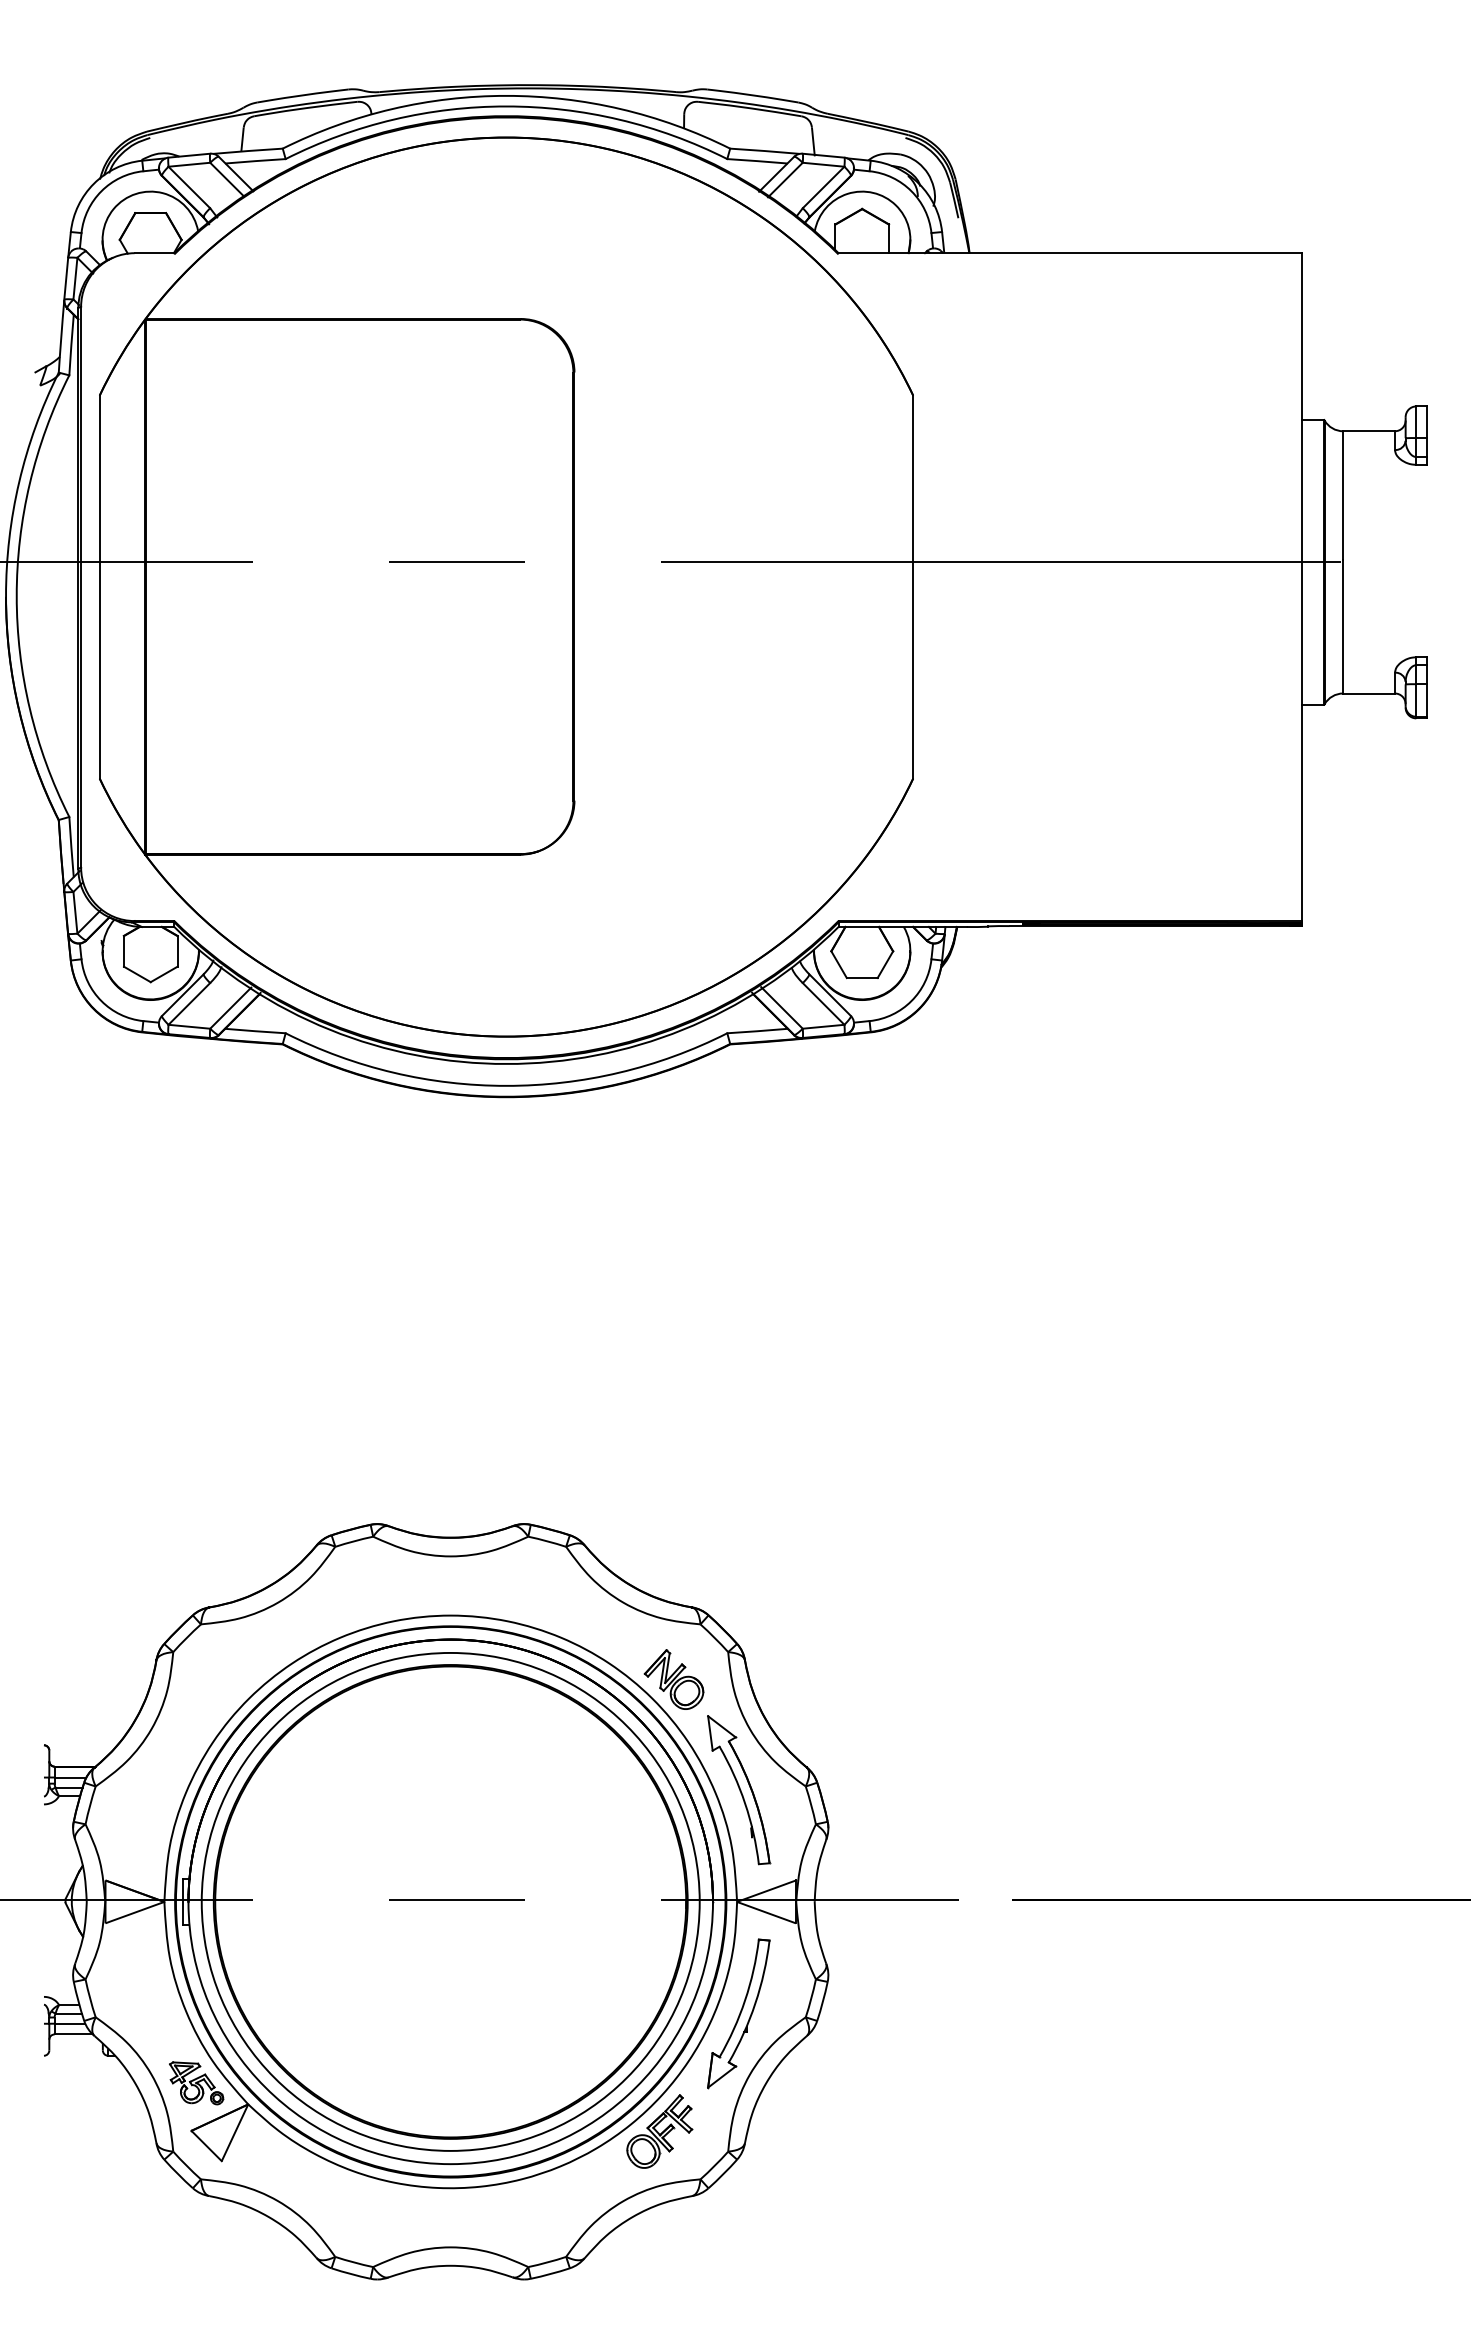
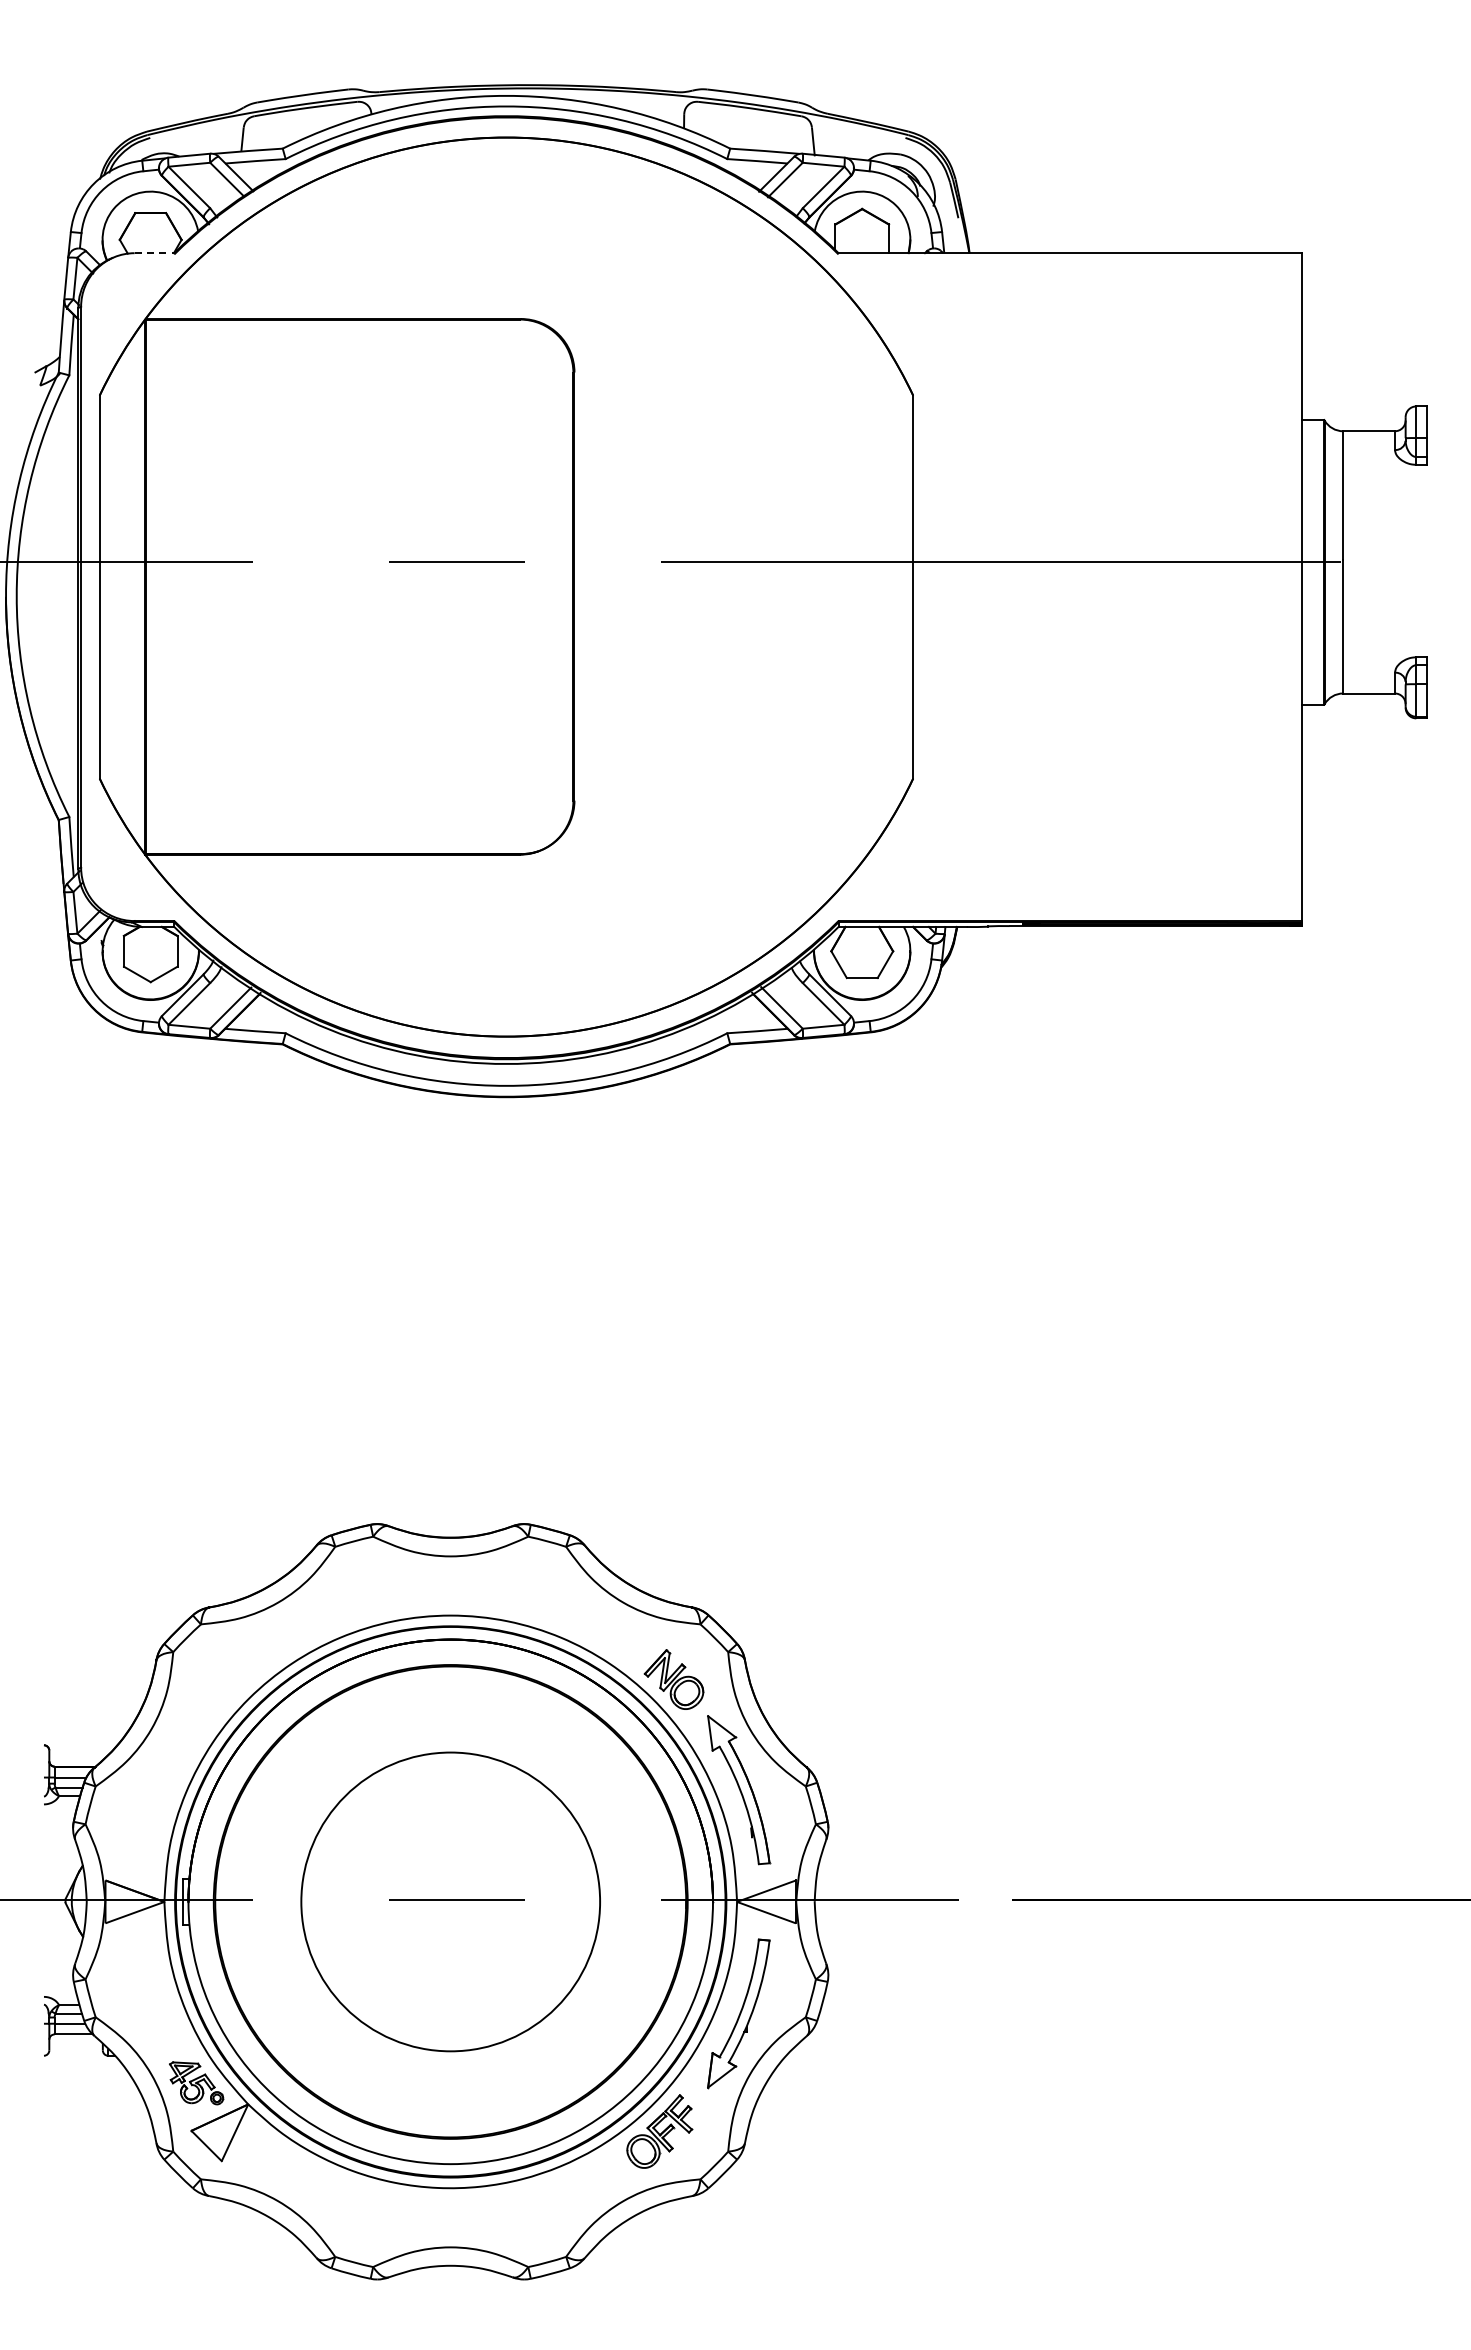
line: solid -> dashed (154, 253)
circle diameter: 498 px -> 299 px (450, 1901)
